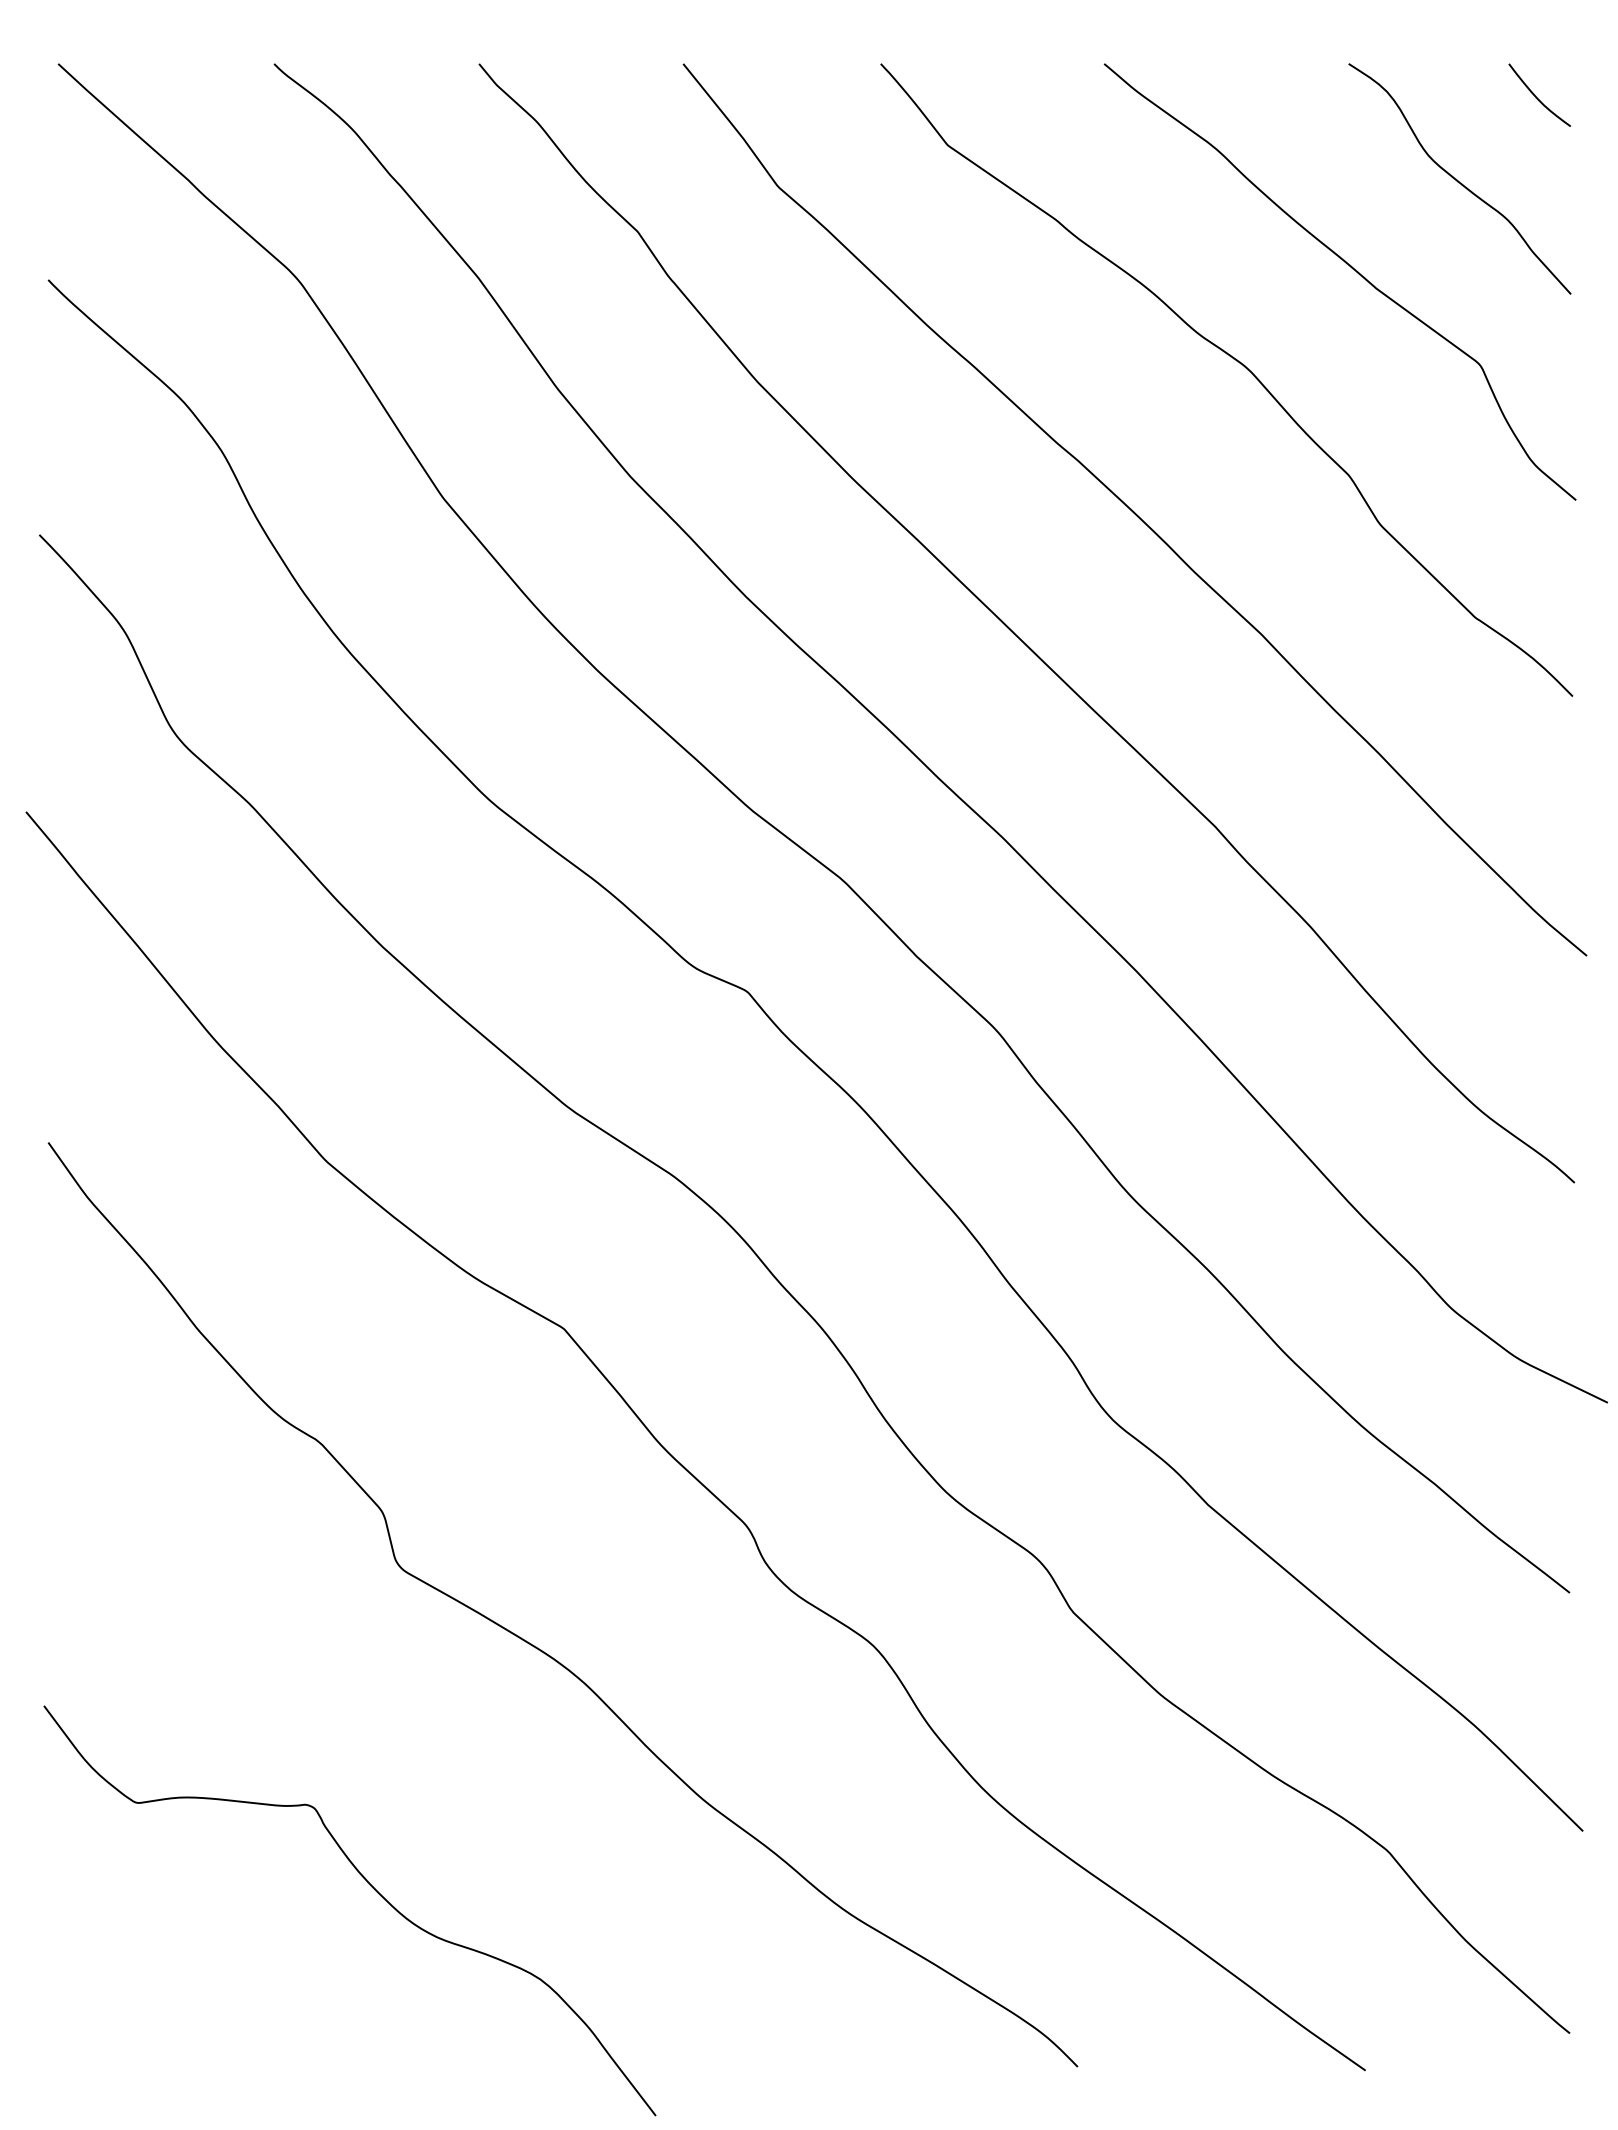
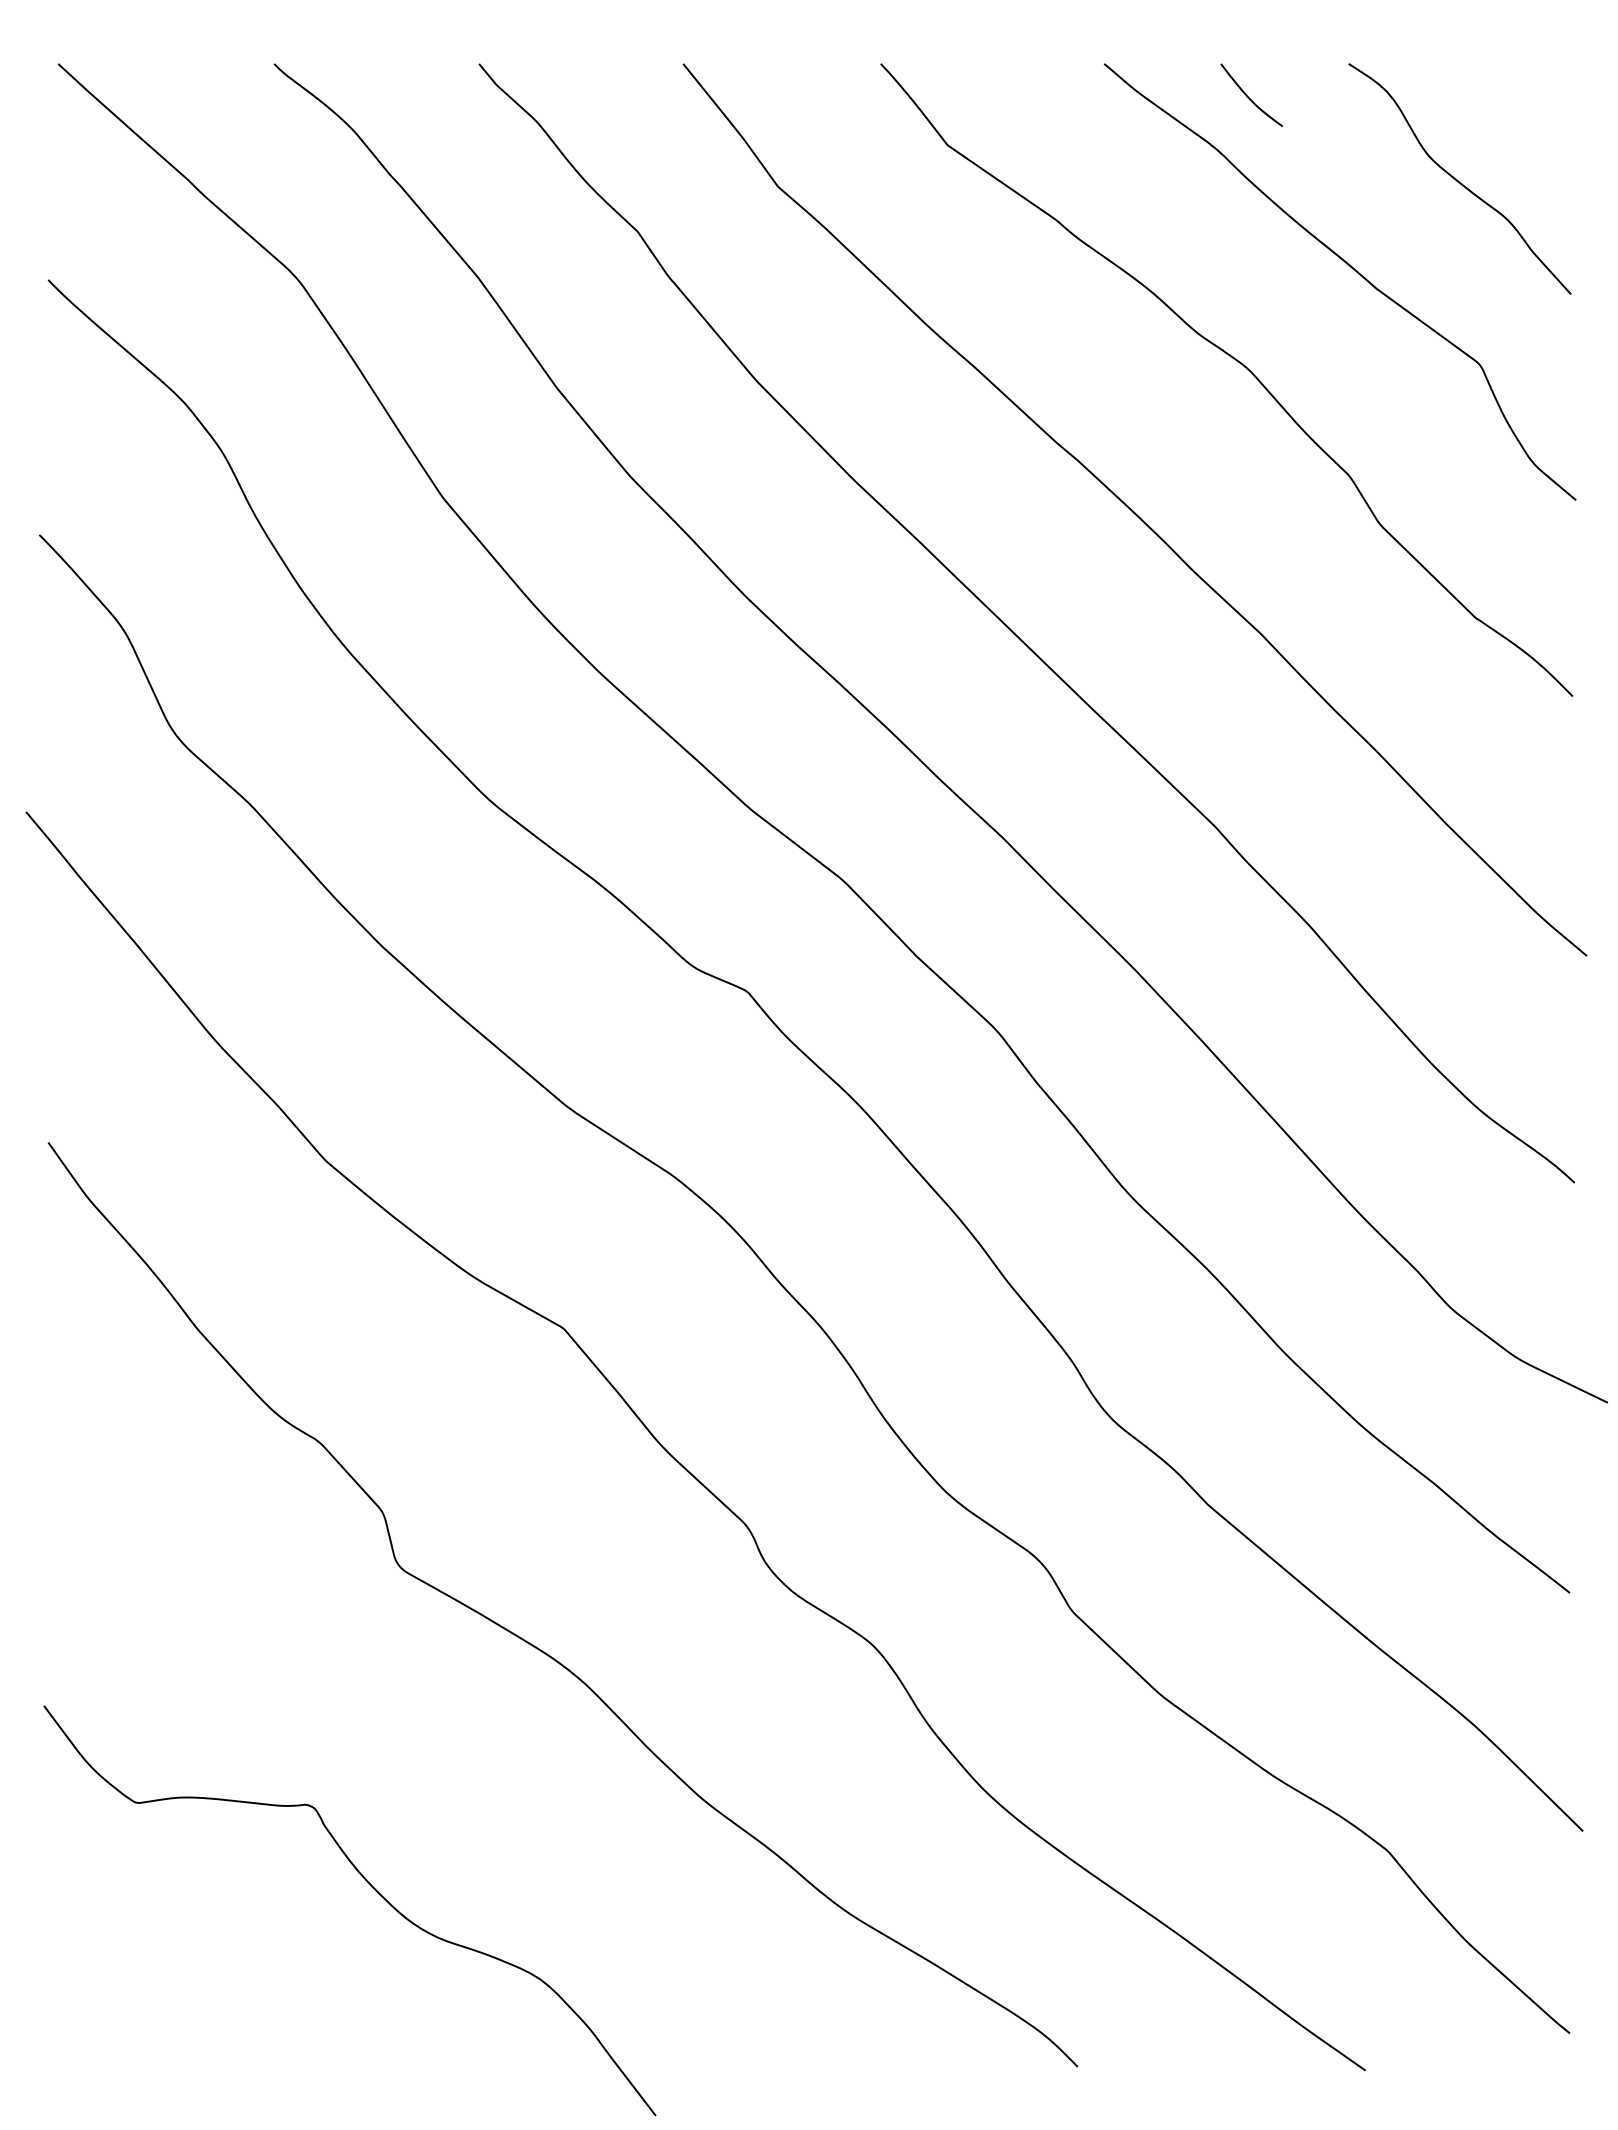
curve position: (1536, 96) -> (1248, 96) (1248, 96)
